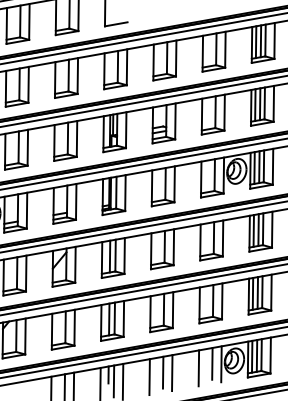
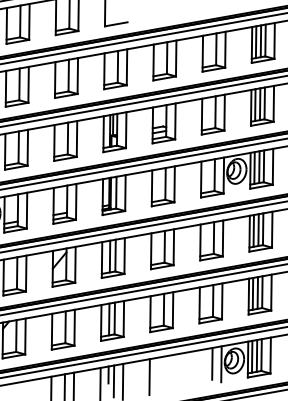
line: present -> none (198, 368)
line: present -> none (162, 372)
line: present -> none (172, 373)
